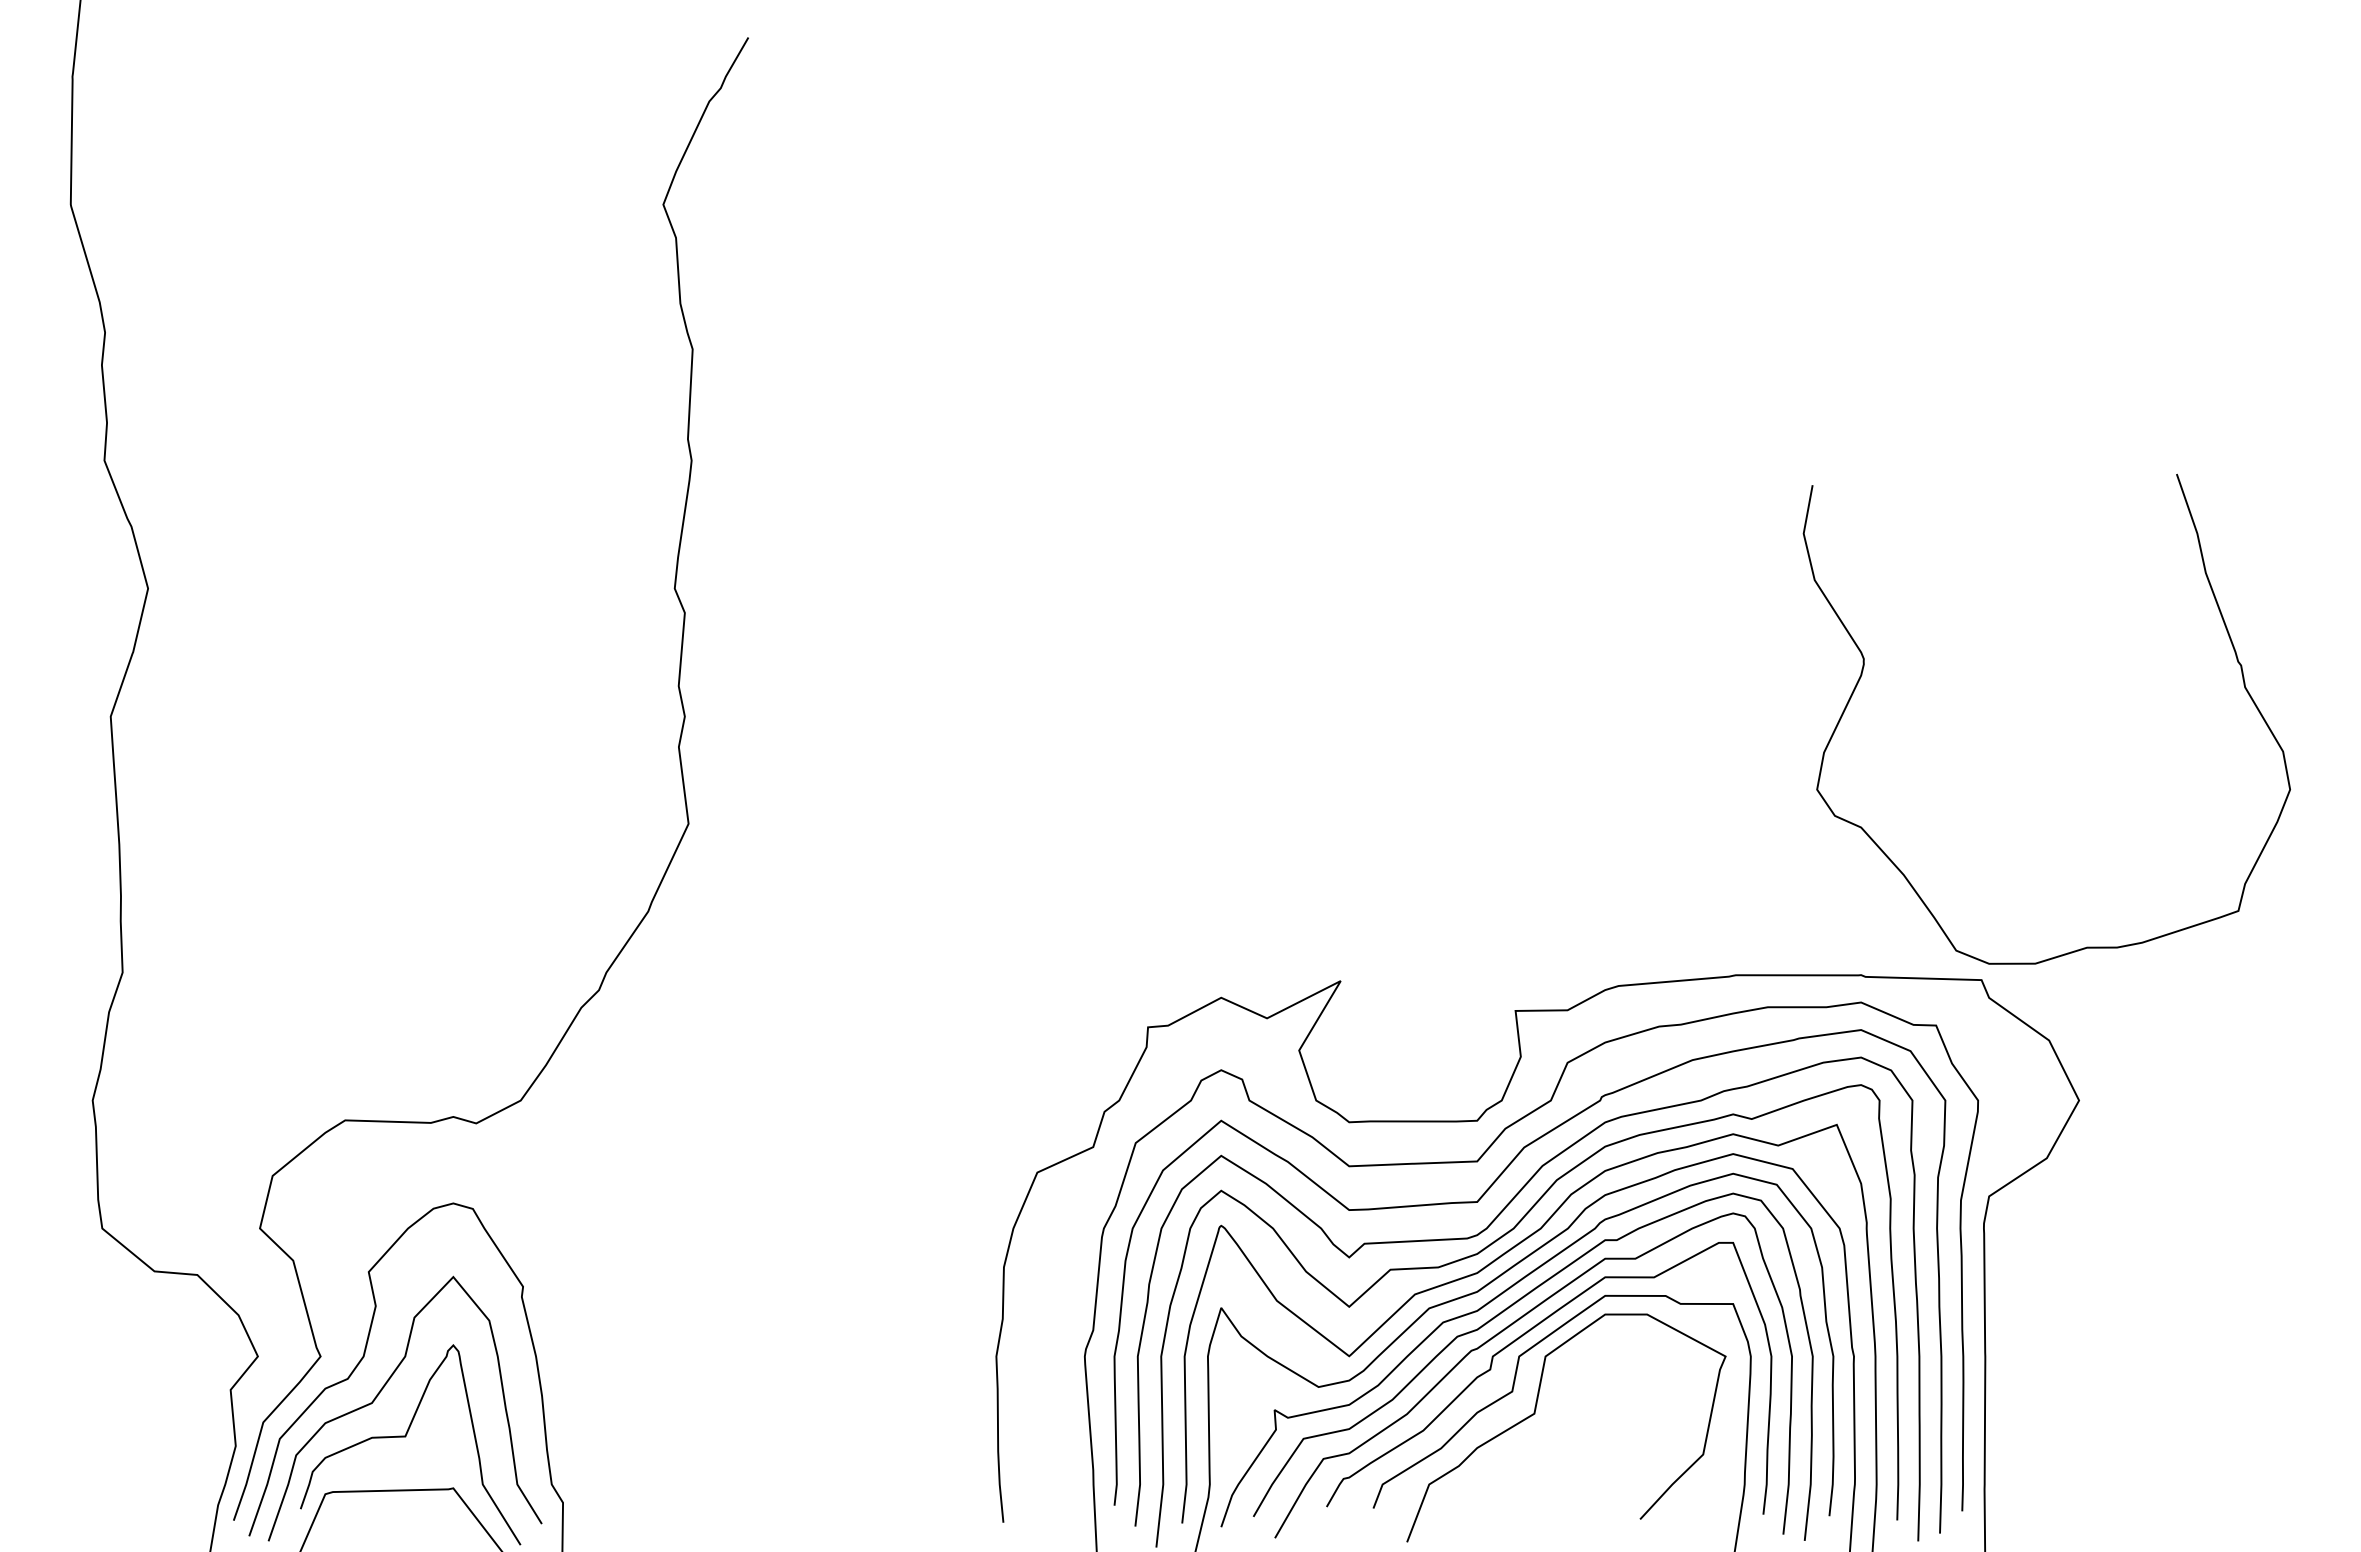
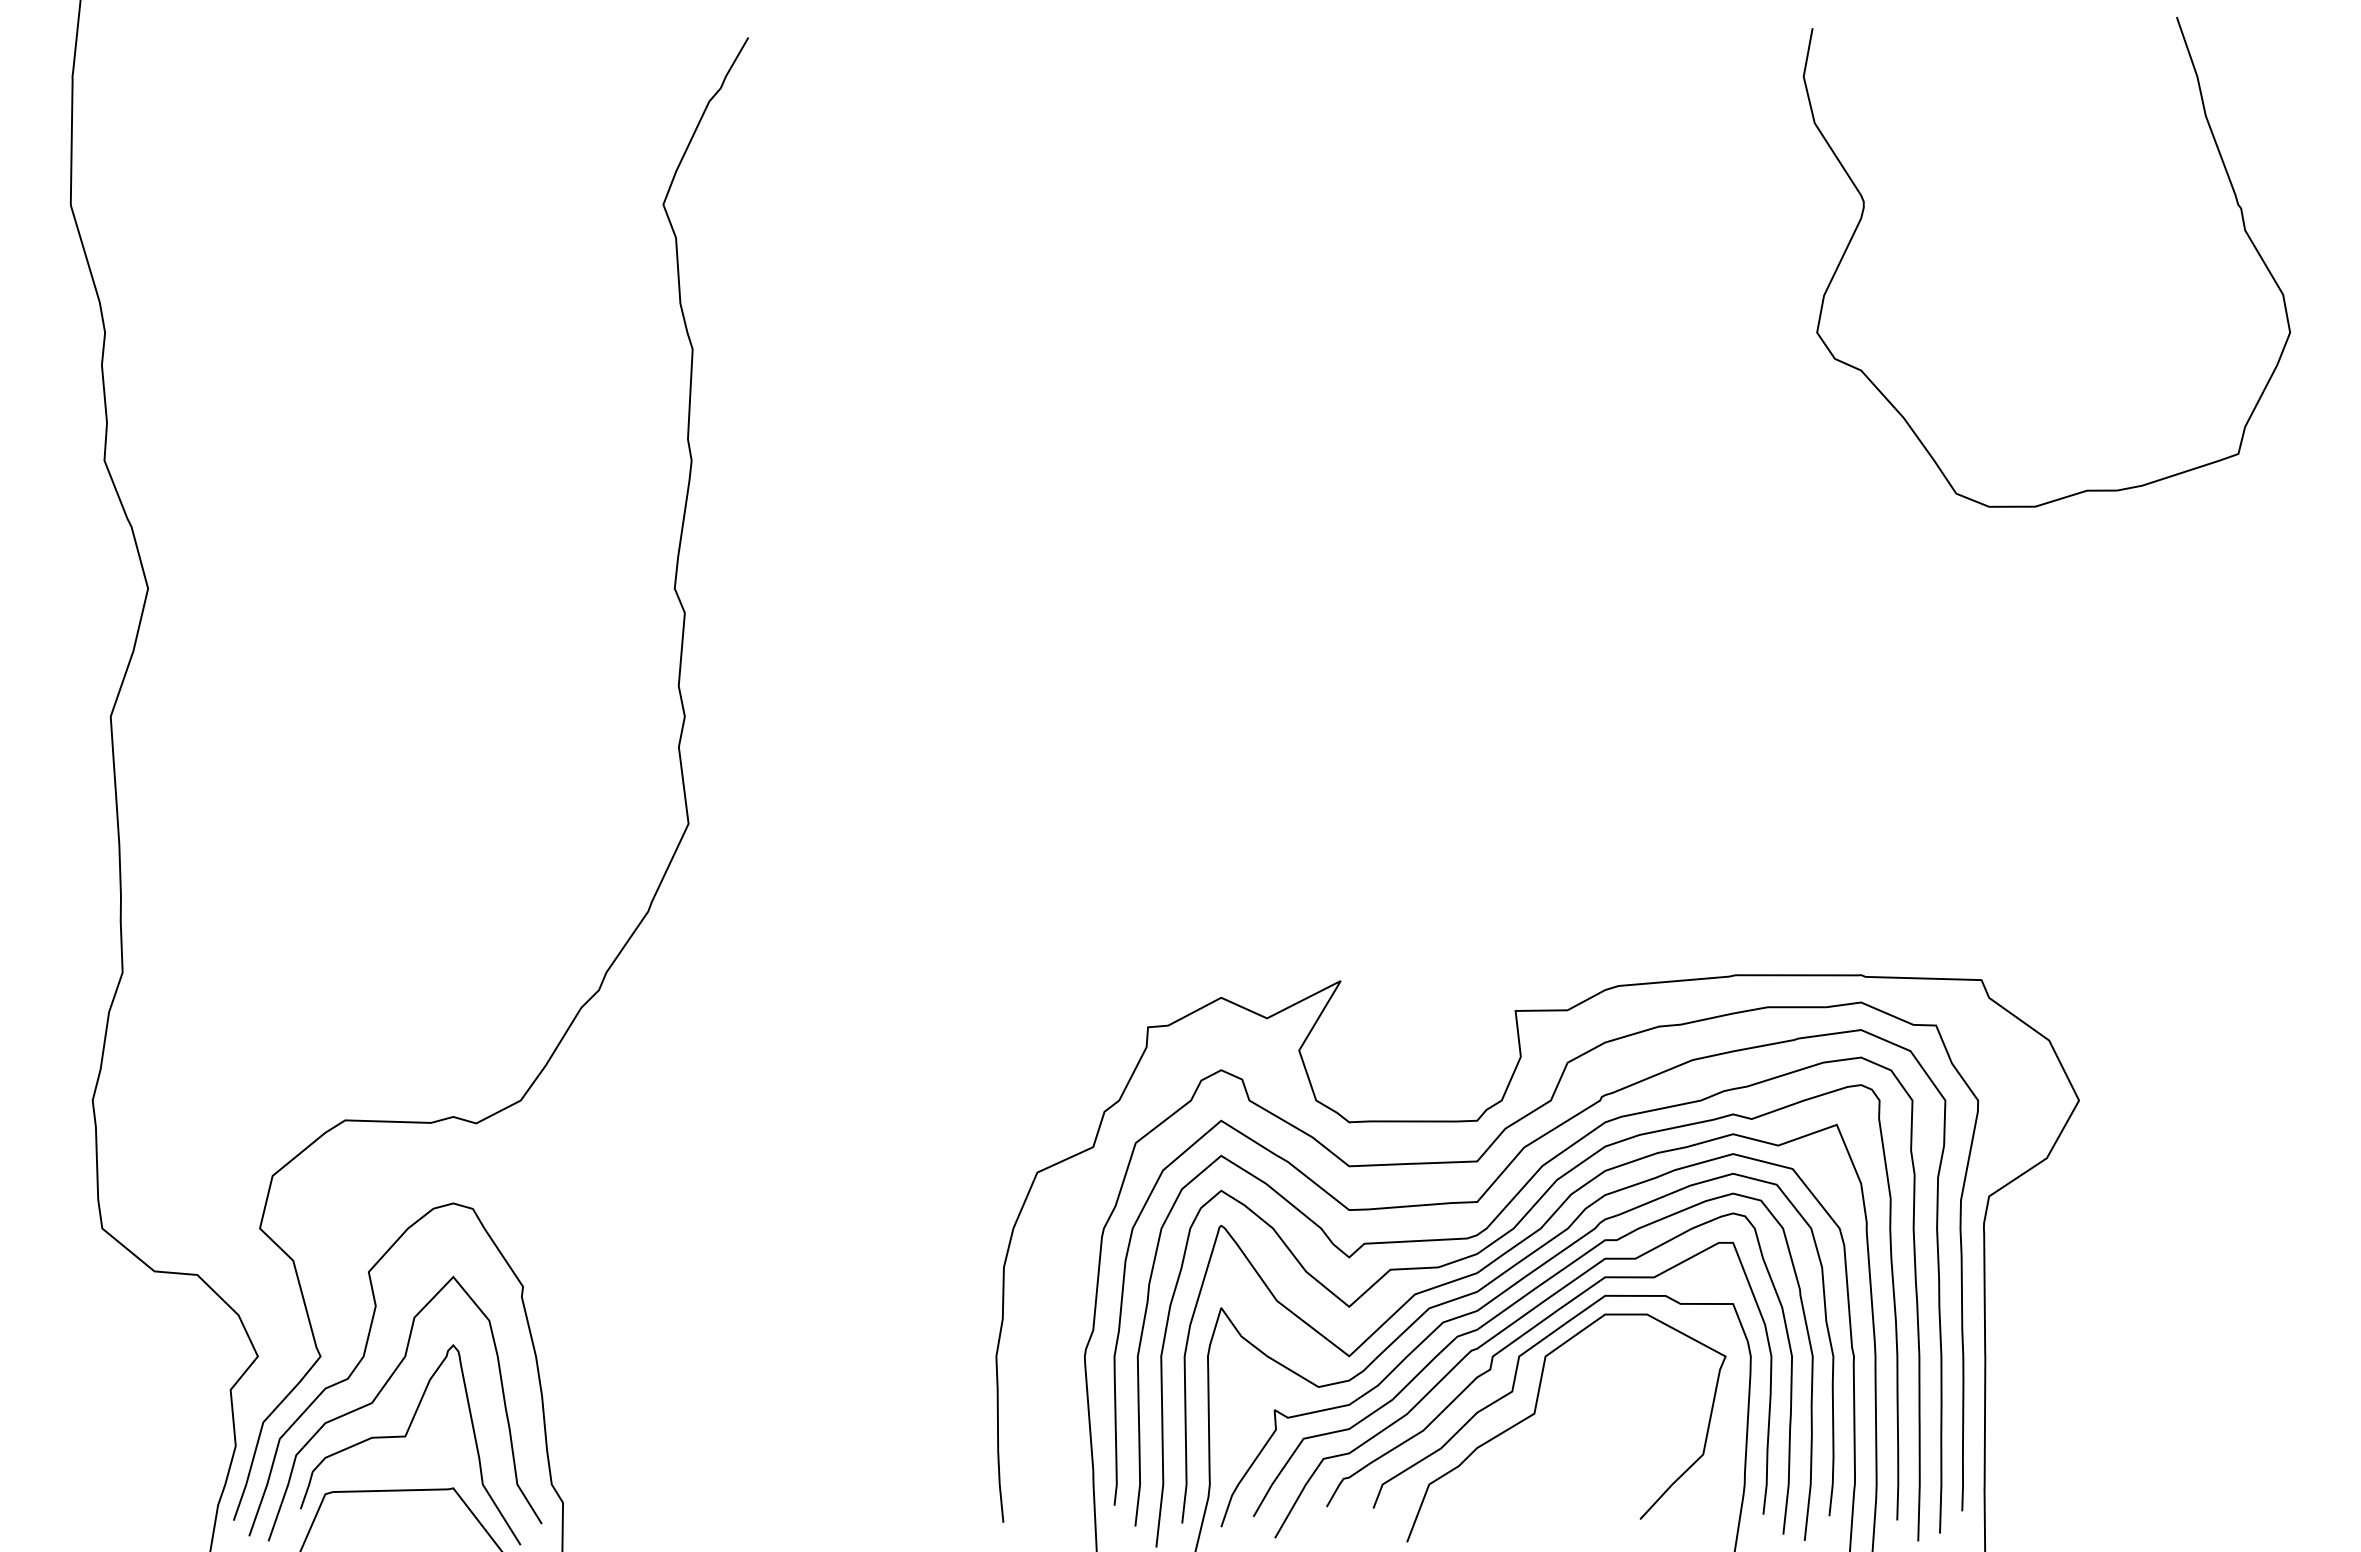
curve position: (1863, 671) -> (1863, 214) (1863, 214)
